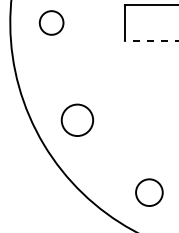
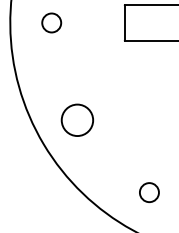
circle size: 27x26 px -> 22x22 px (51, 22)
line: dashed -> solid (152, 41)
circle size: 29x29 px -> 21x21 px (149, 192)
